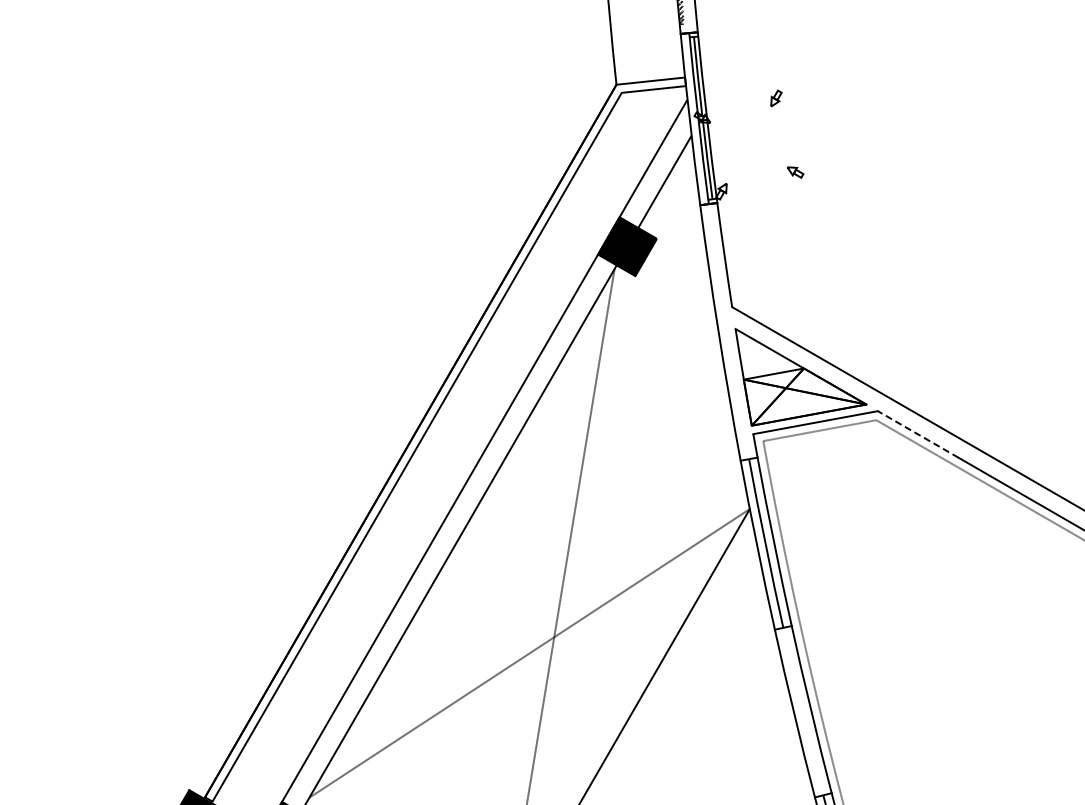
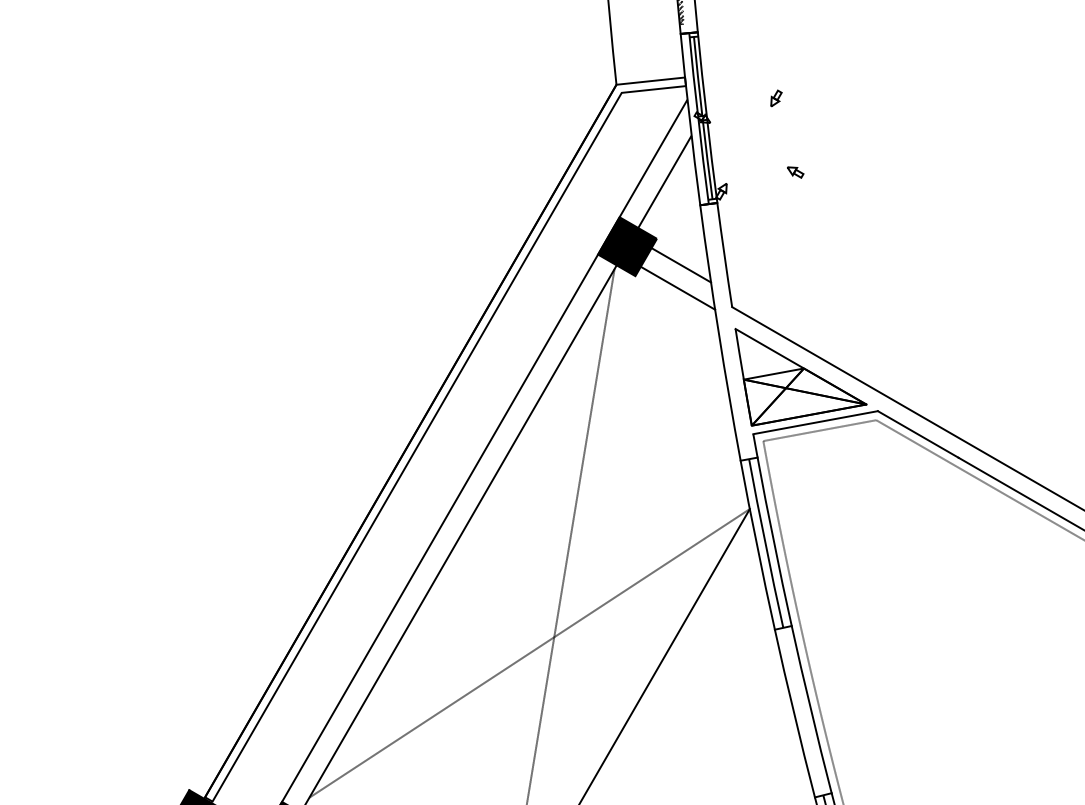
line: none -> present (681, 265)
line: none -> present (677, 287)
line: dashed -> solid (918, 434)
